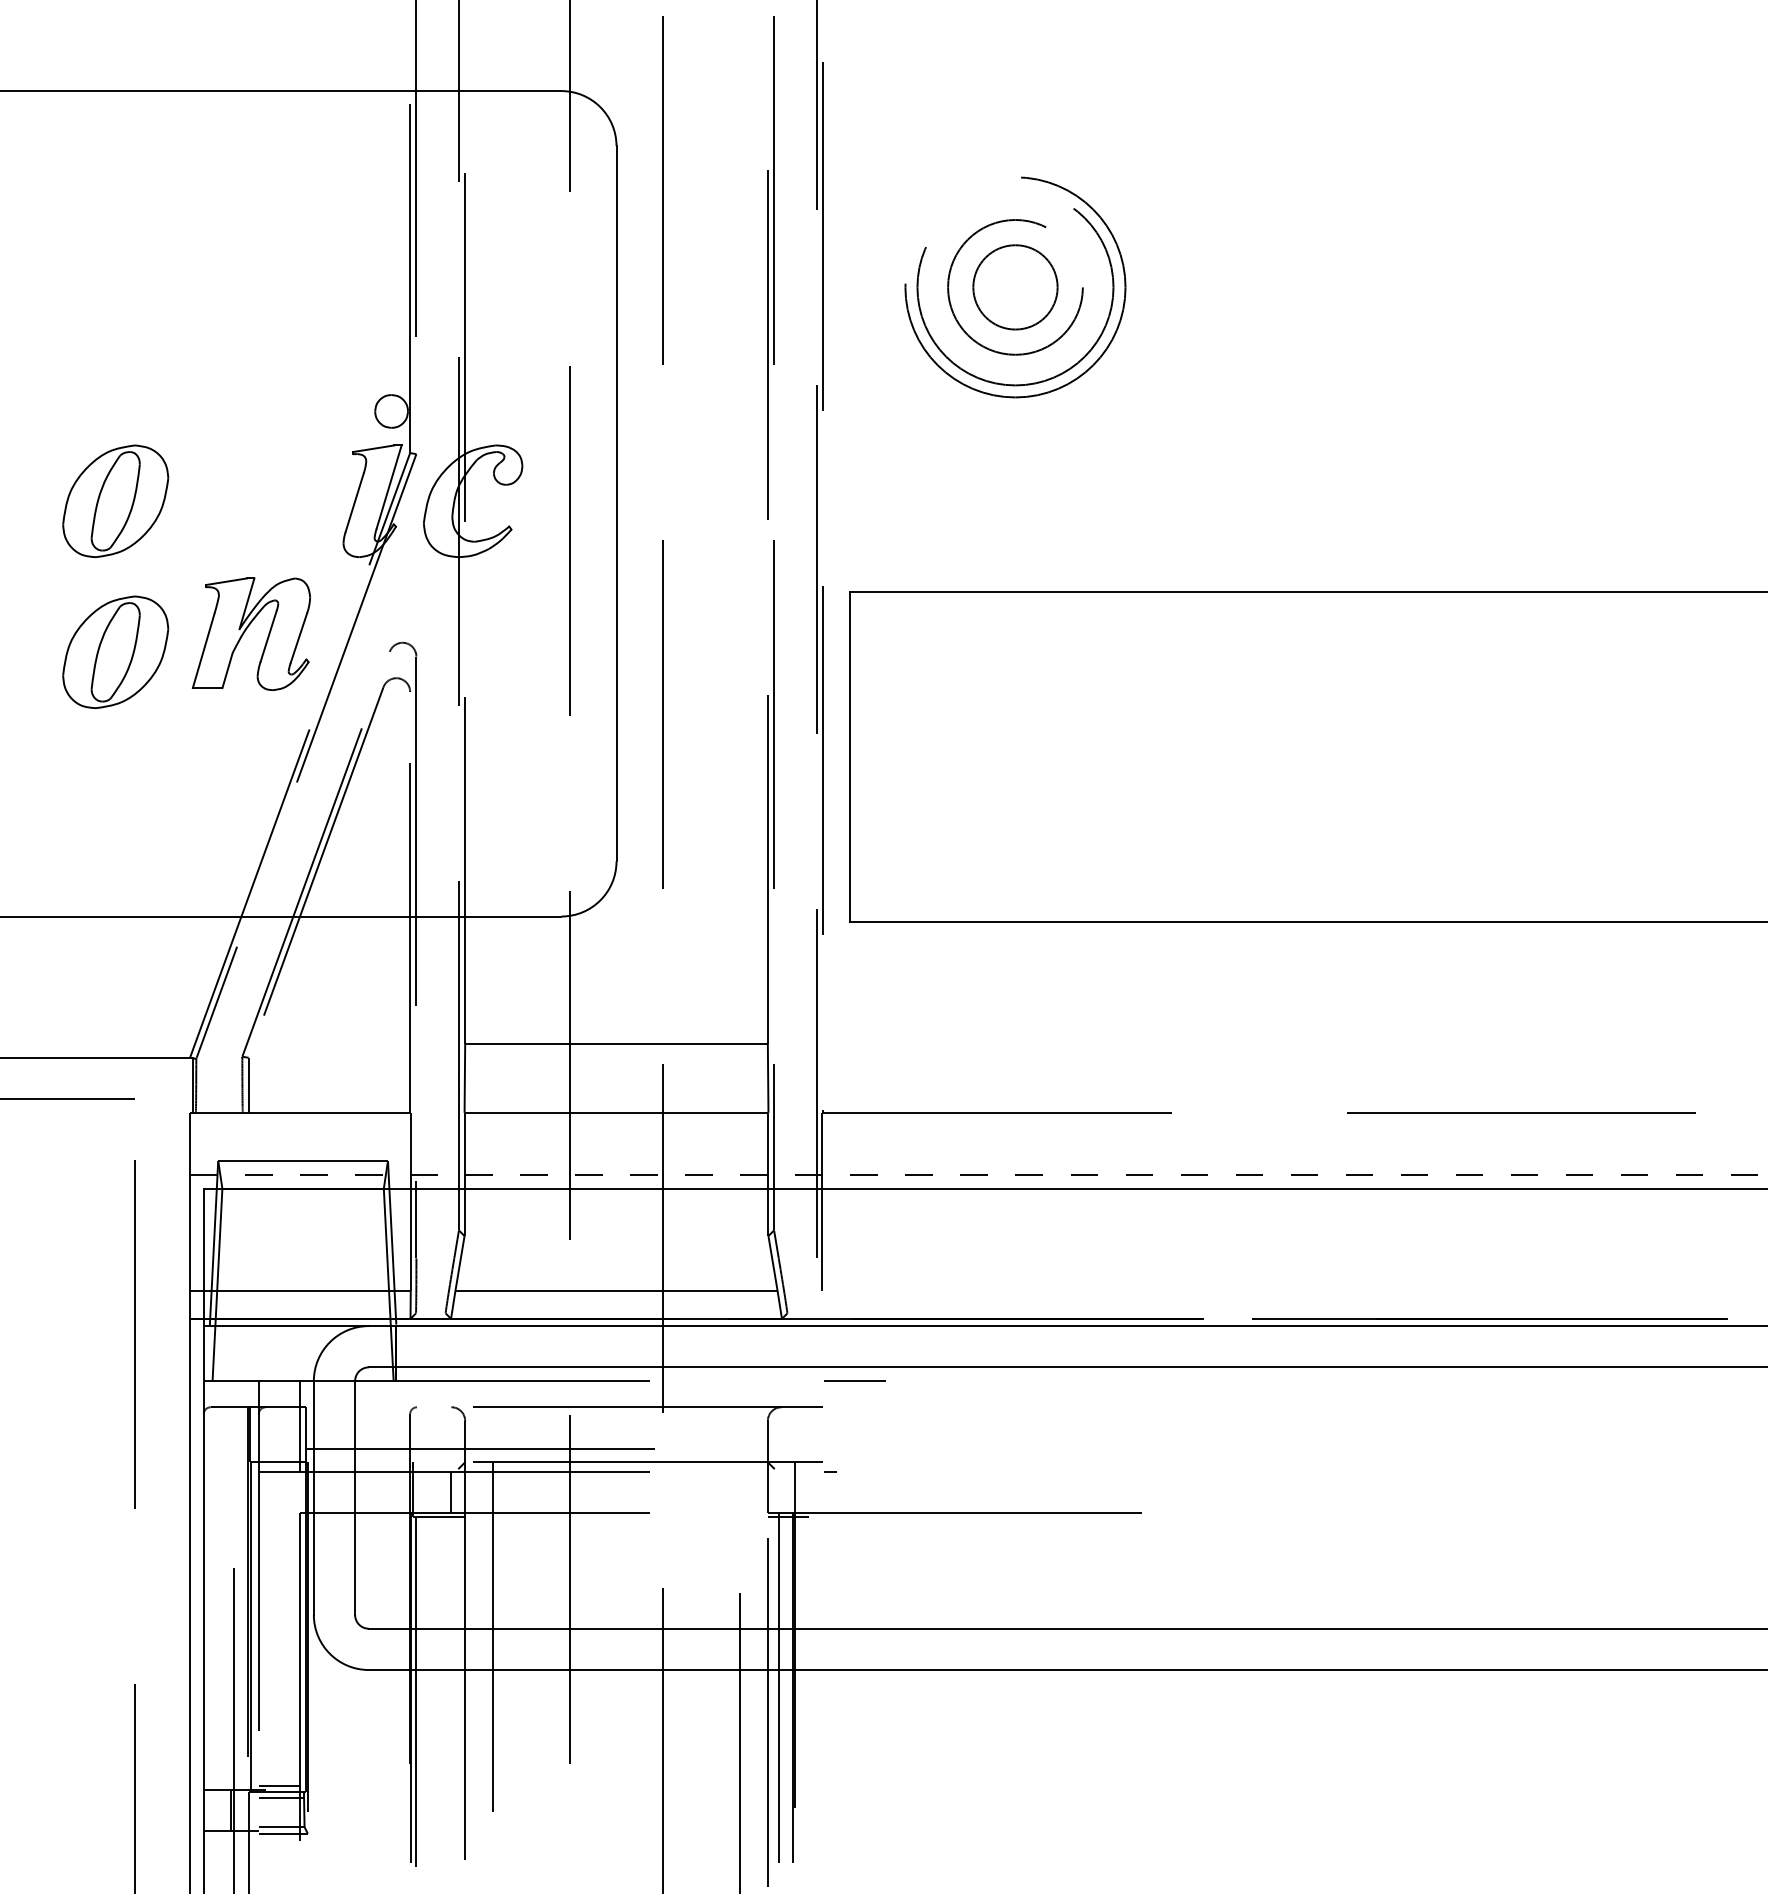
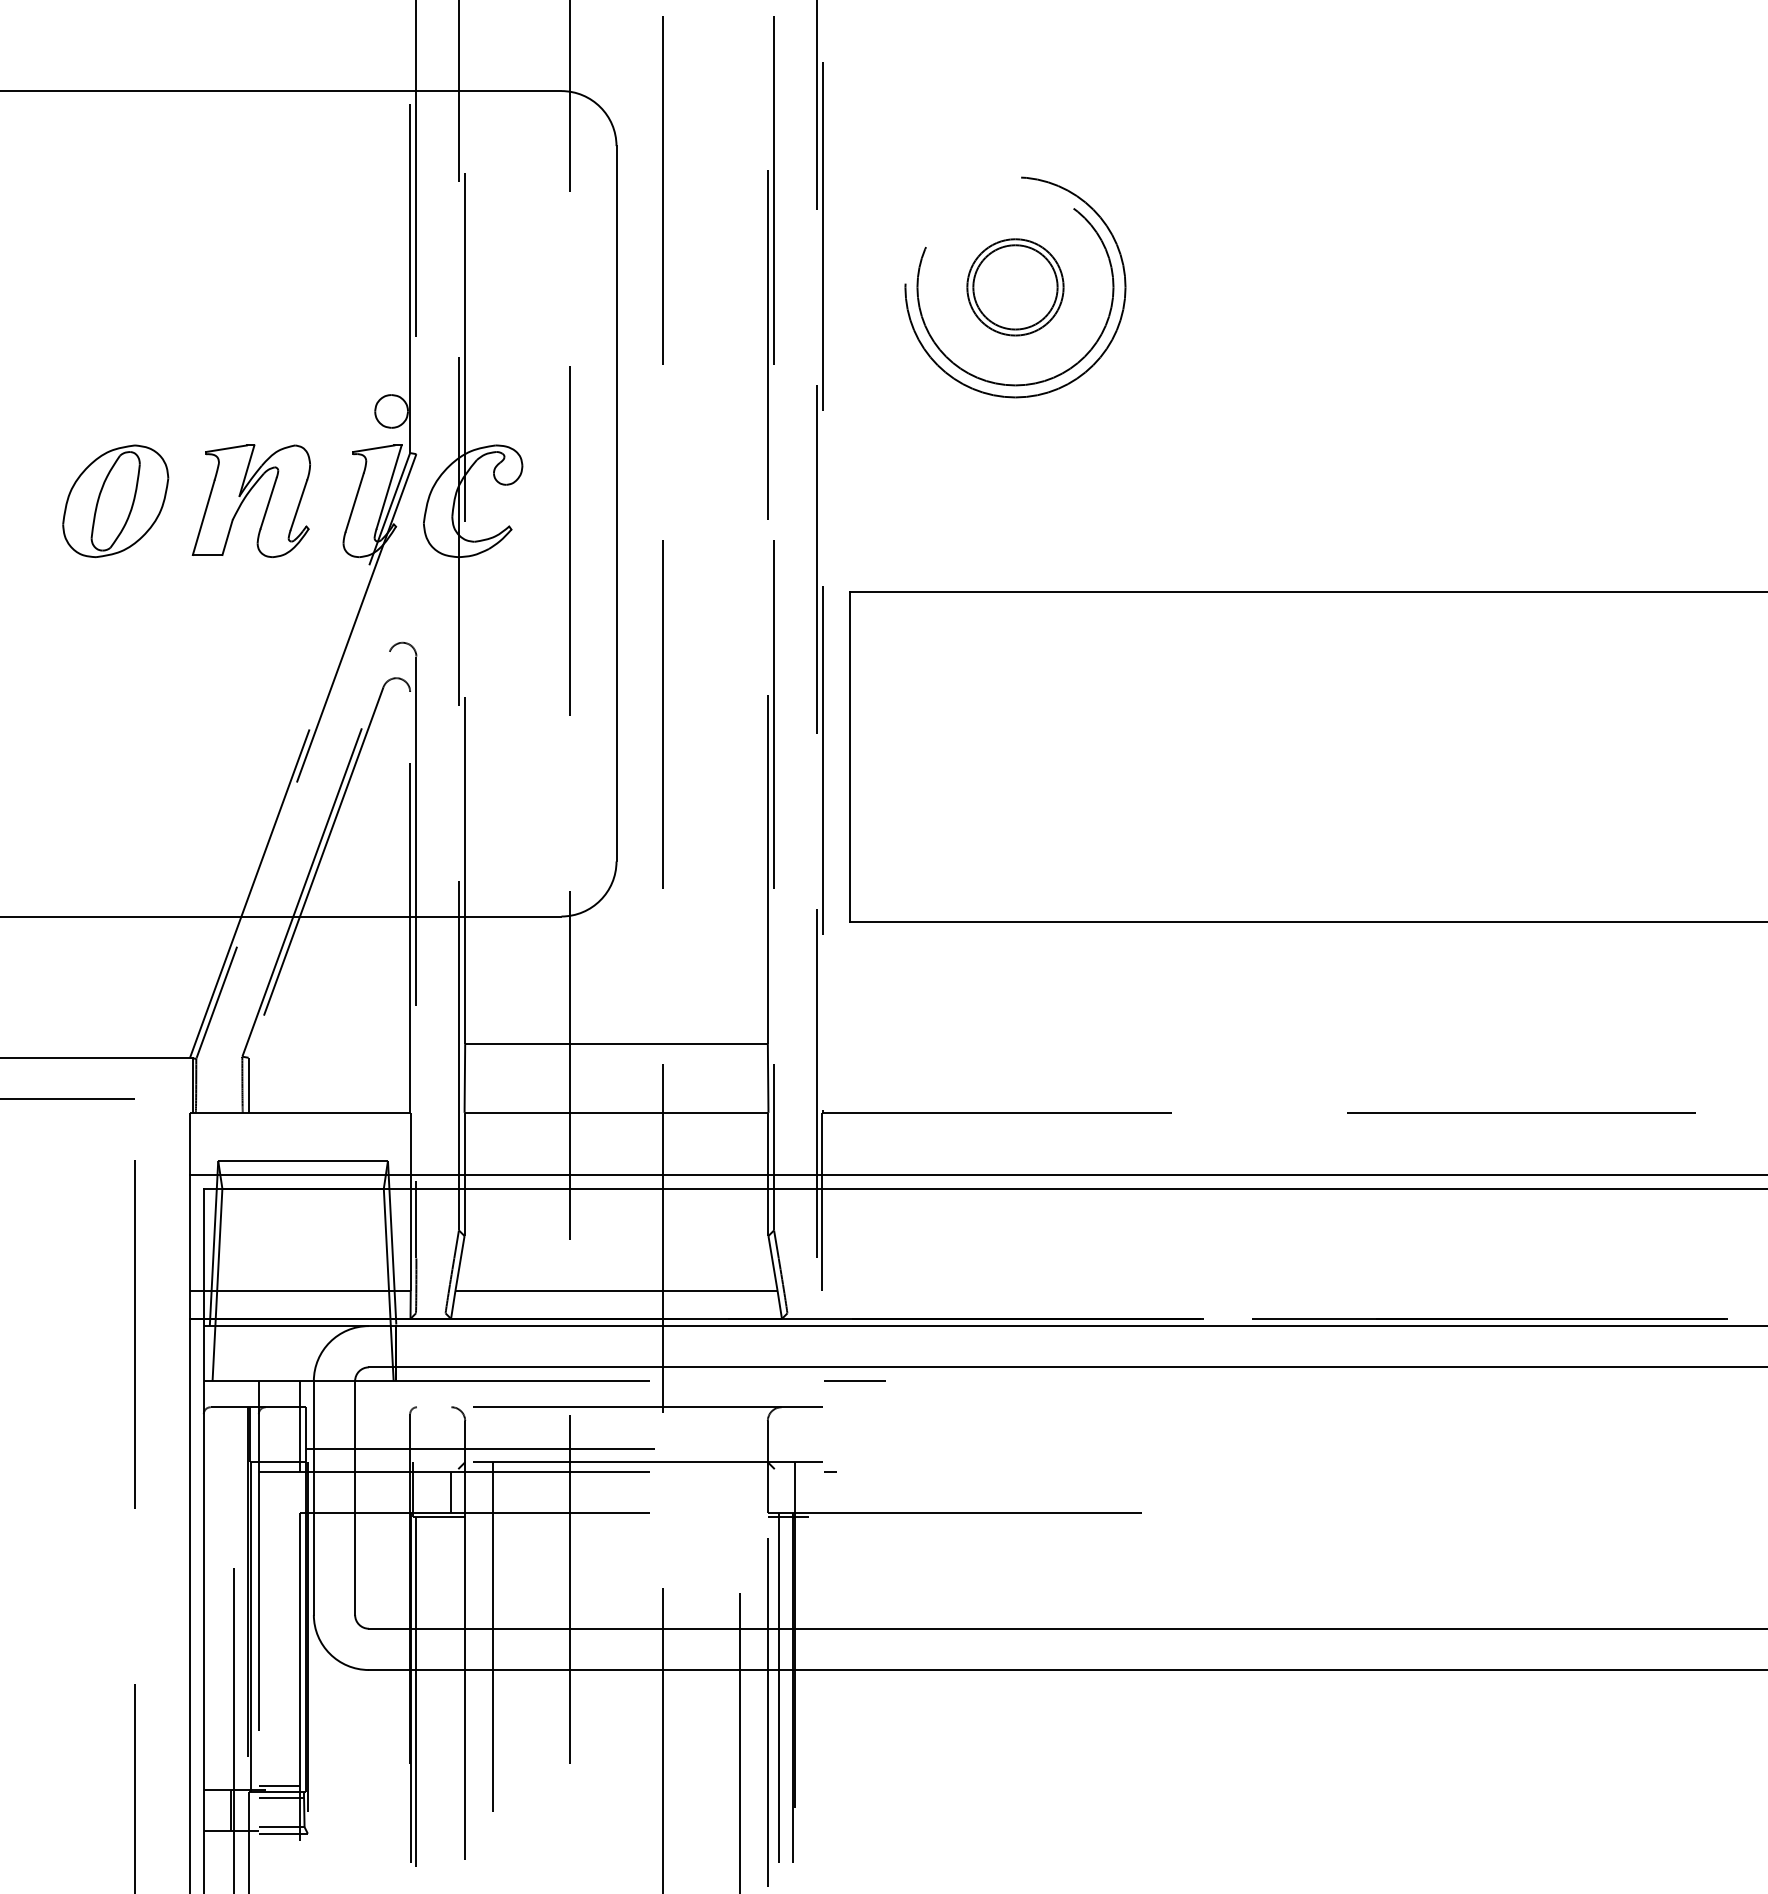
circle diameter: 135 px -> 96 px (1015, 287)
part position: (250, 633) -> (250, 500) (250, 500)
part: present -> none (115, 652)
line: dashed -> solid (978, 1174)
